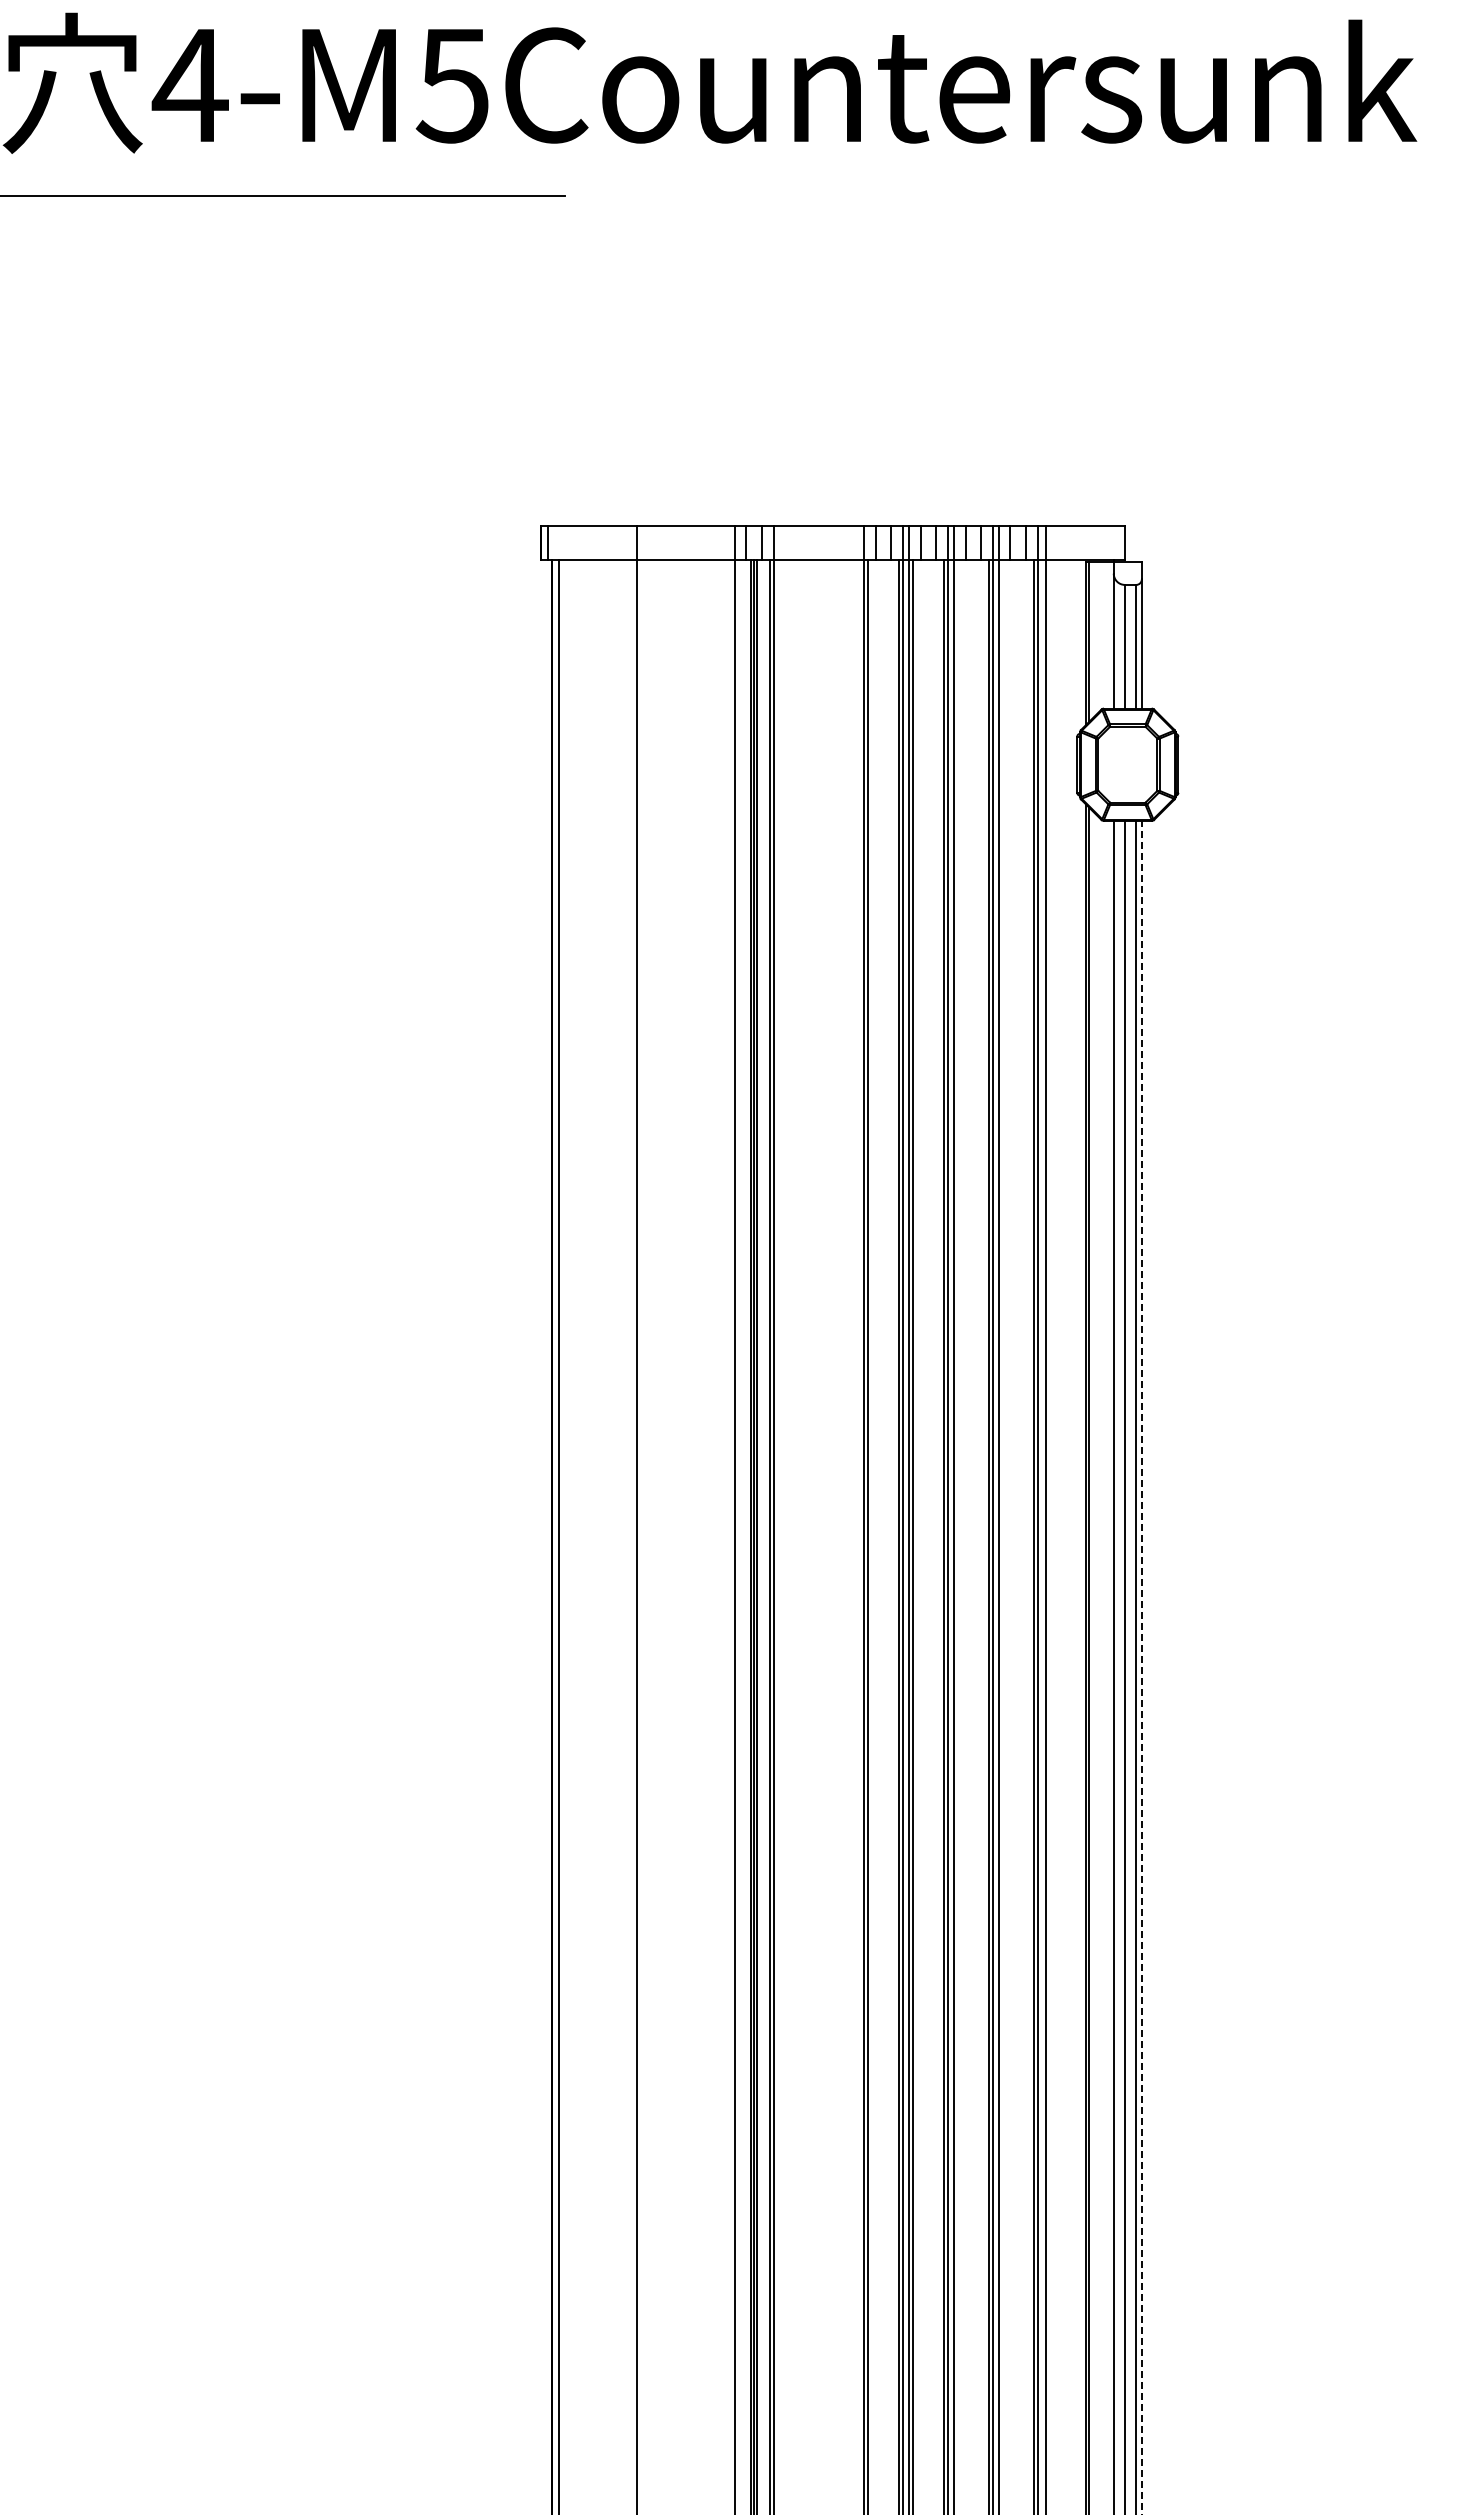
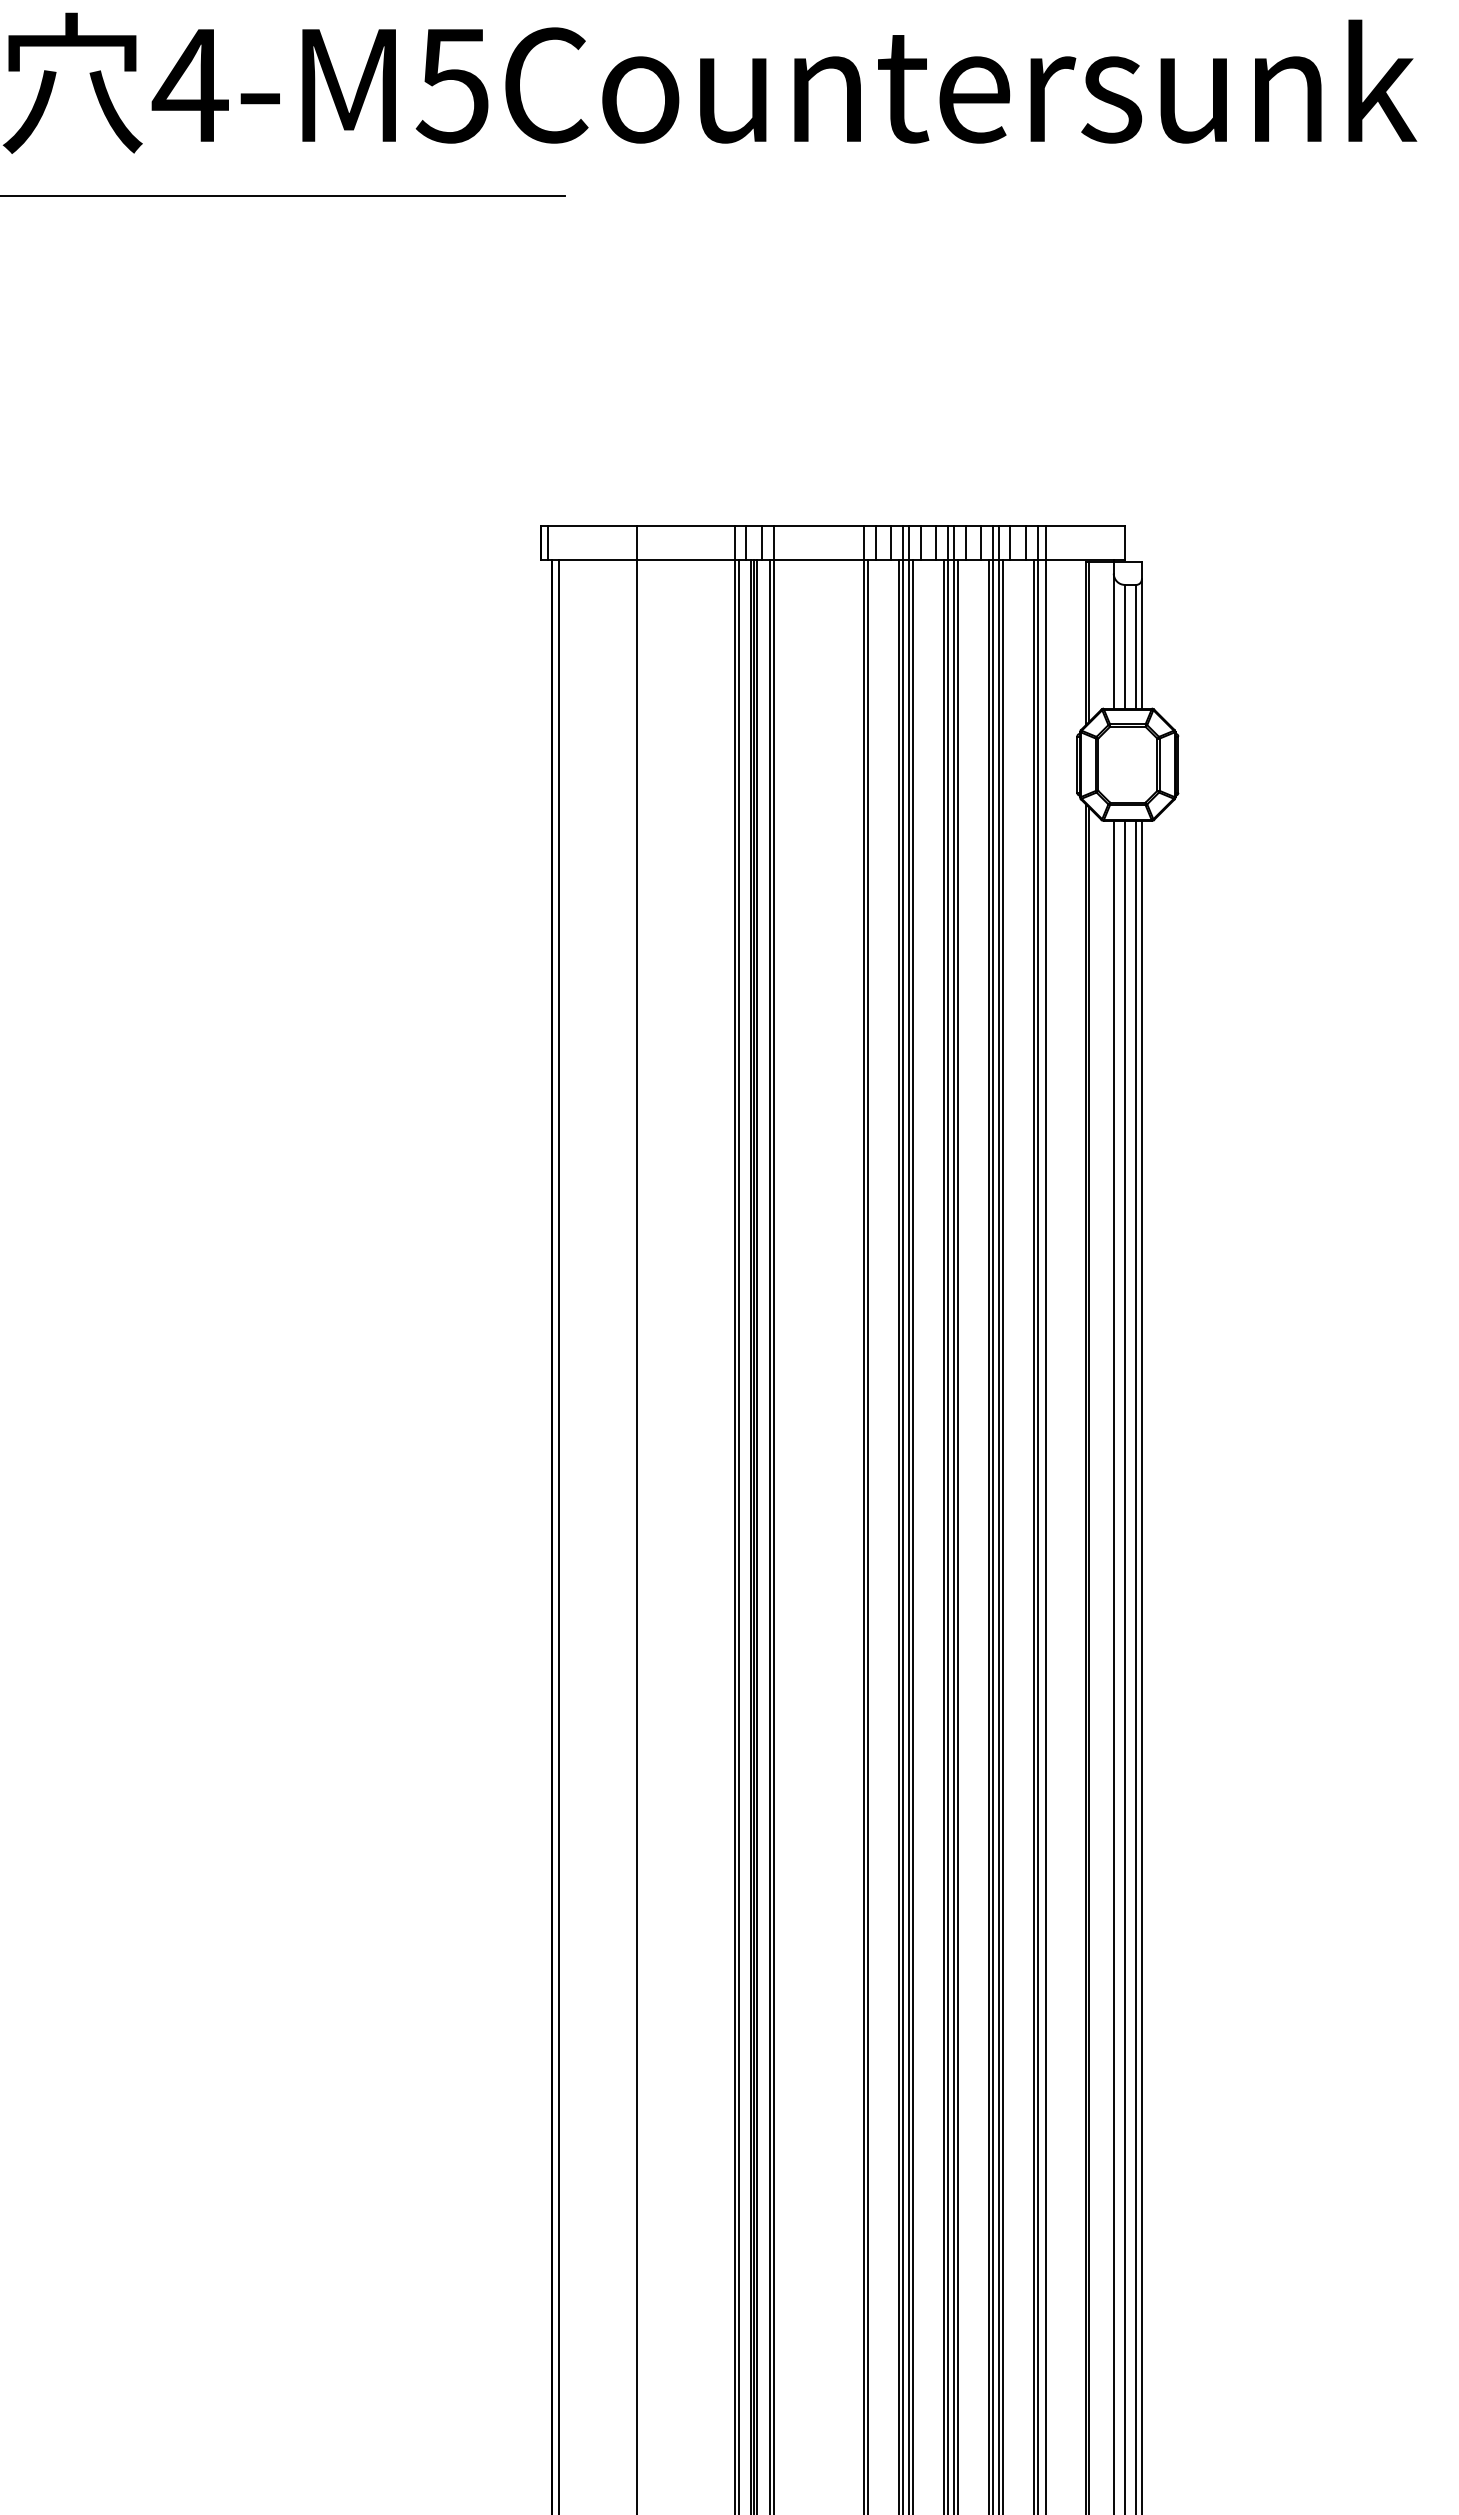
line: none -> present (738, 1535)
line: none -> present (957, 1535)
line: none -> present (1002, 1535)
line: dashed -> solid (1141, 1667)
